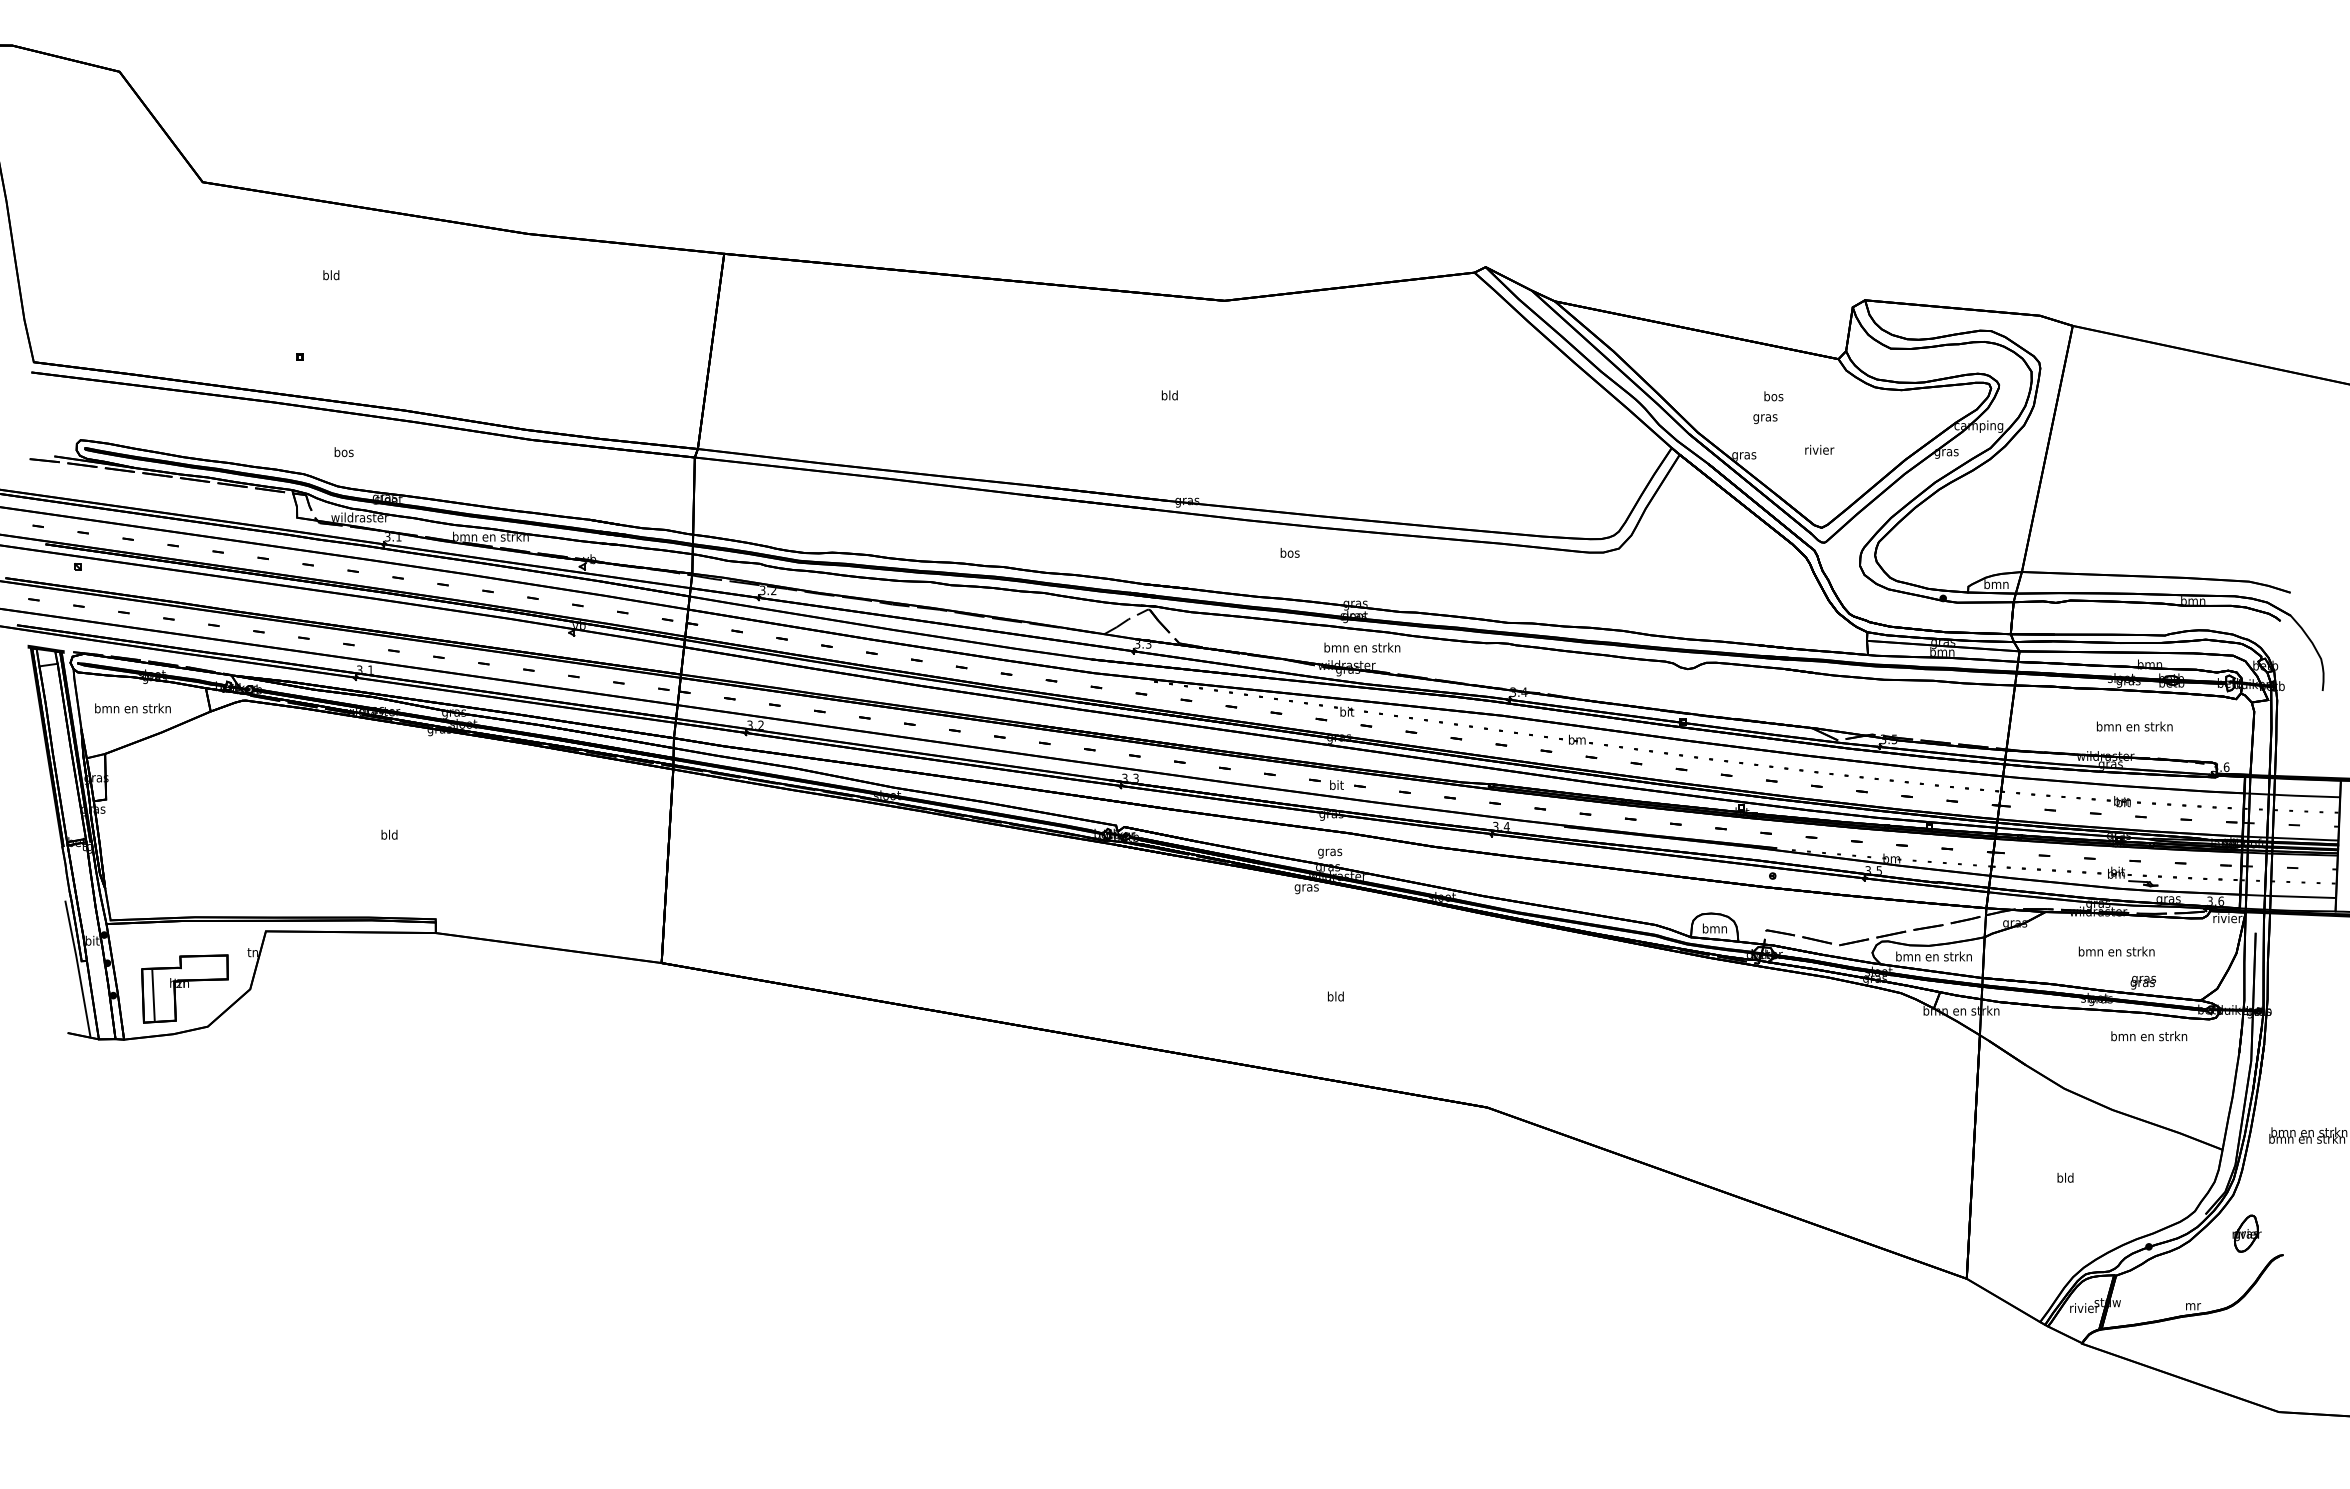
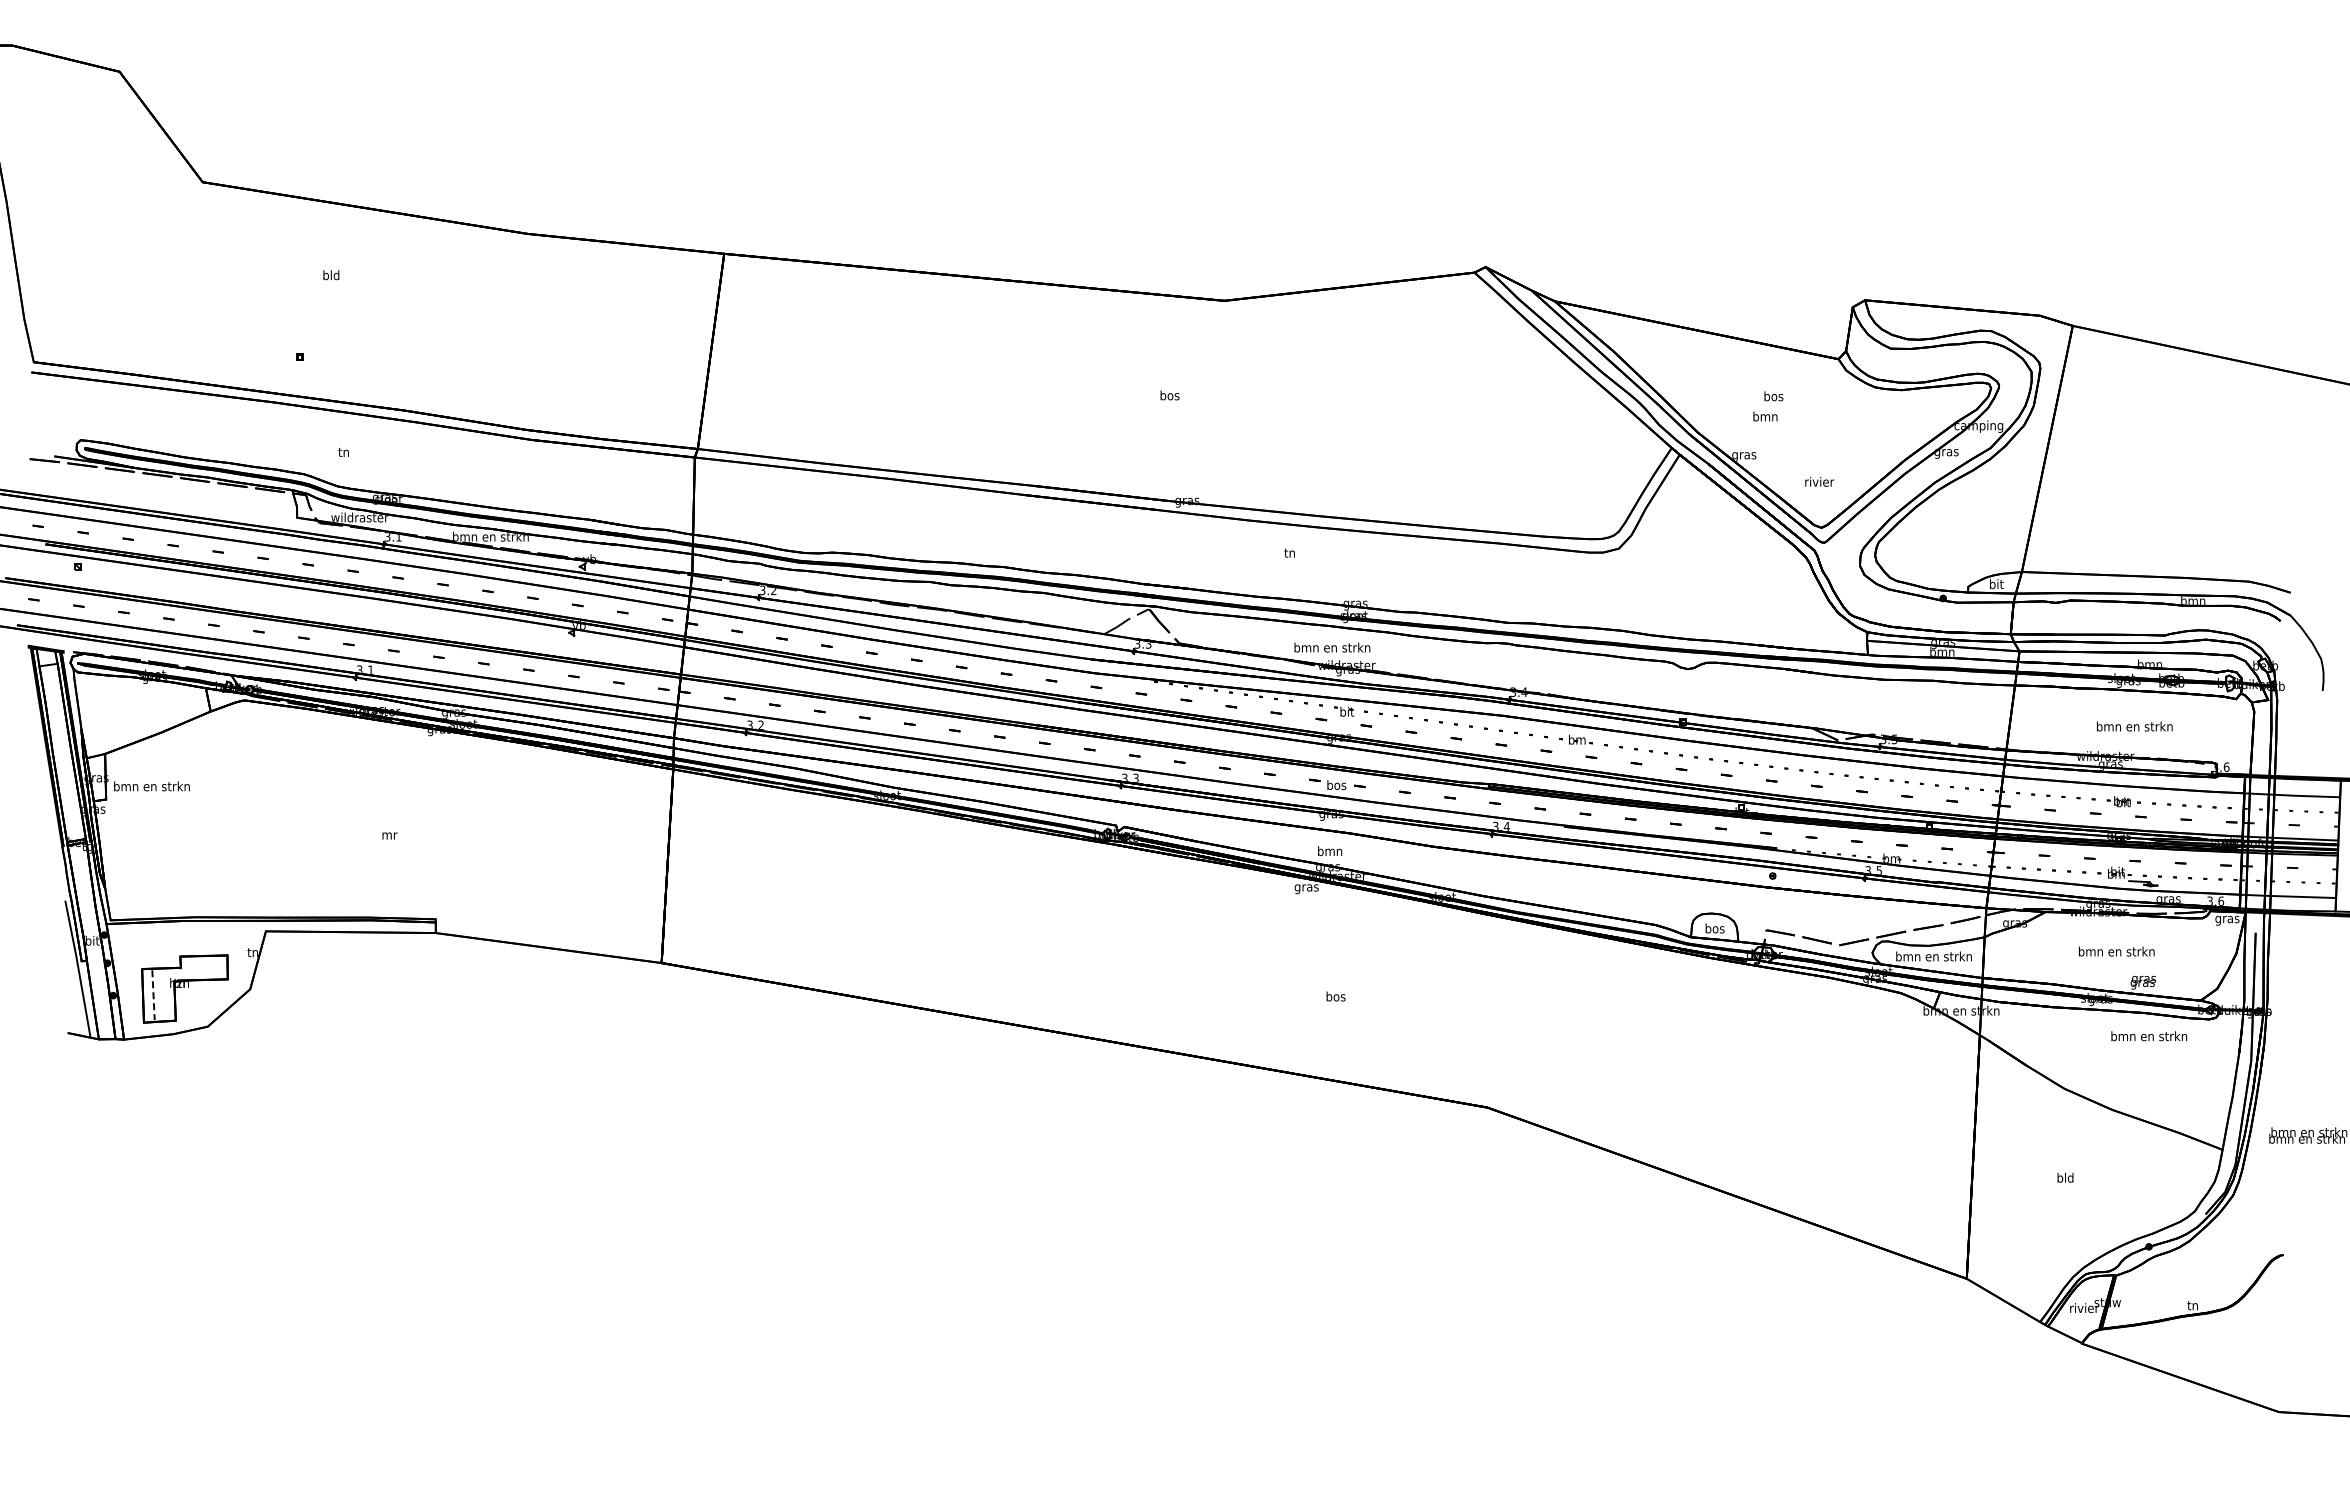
text: bld -> bos (1169, 395)
text: gras -> bmn (1765, 417)
text position: (1819, 449) -> (1819, 481) (1819, 481)
text: bos -> tn (343, 452)
text: bos -> tn (1289, 552)
text: bmn -> bit (1996, 584)
text position: (1362, 647) -> (1332, 647) (1332, 647)
text position: (132, 708) -> (151, 786) (151, 786)
text: bit -> bos (1336, 785)
text: bld -> mr (389, 834)
text: gras -> bmn (1330, 852)
text: rivier -> gras (2227, 919)
text: bmn -> bos (1714, 928)
line: solid -> dashed (153, 995)
text: bld -> bos (1335, 996)
part: present -> none (2246, 1233)
text: mr -> tn (2193, 1305)
